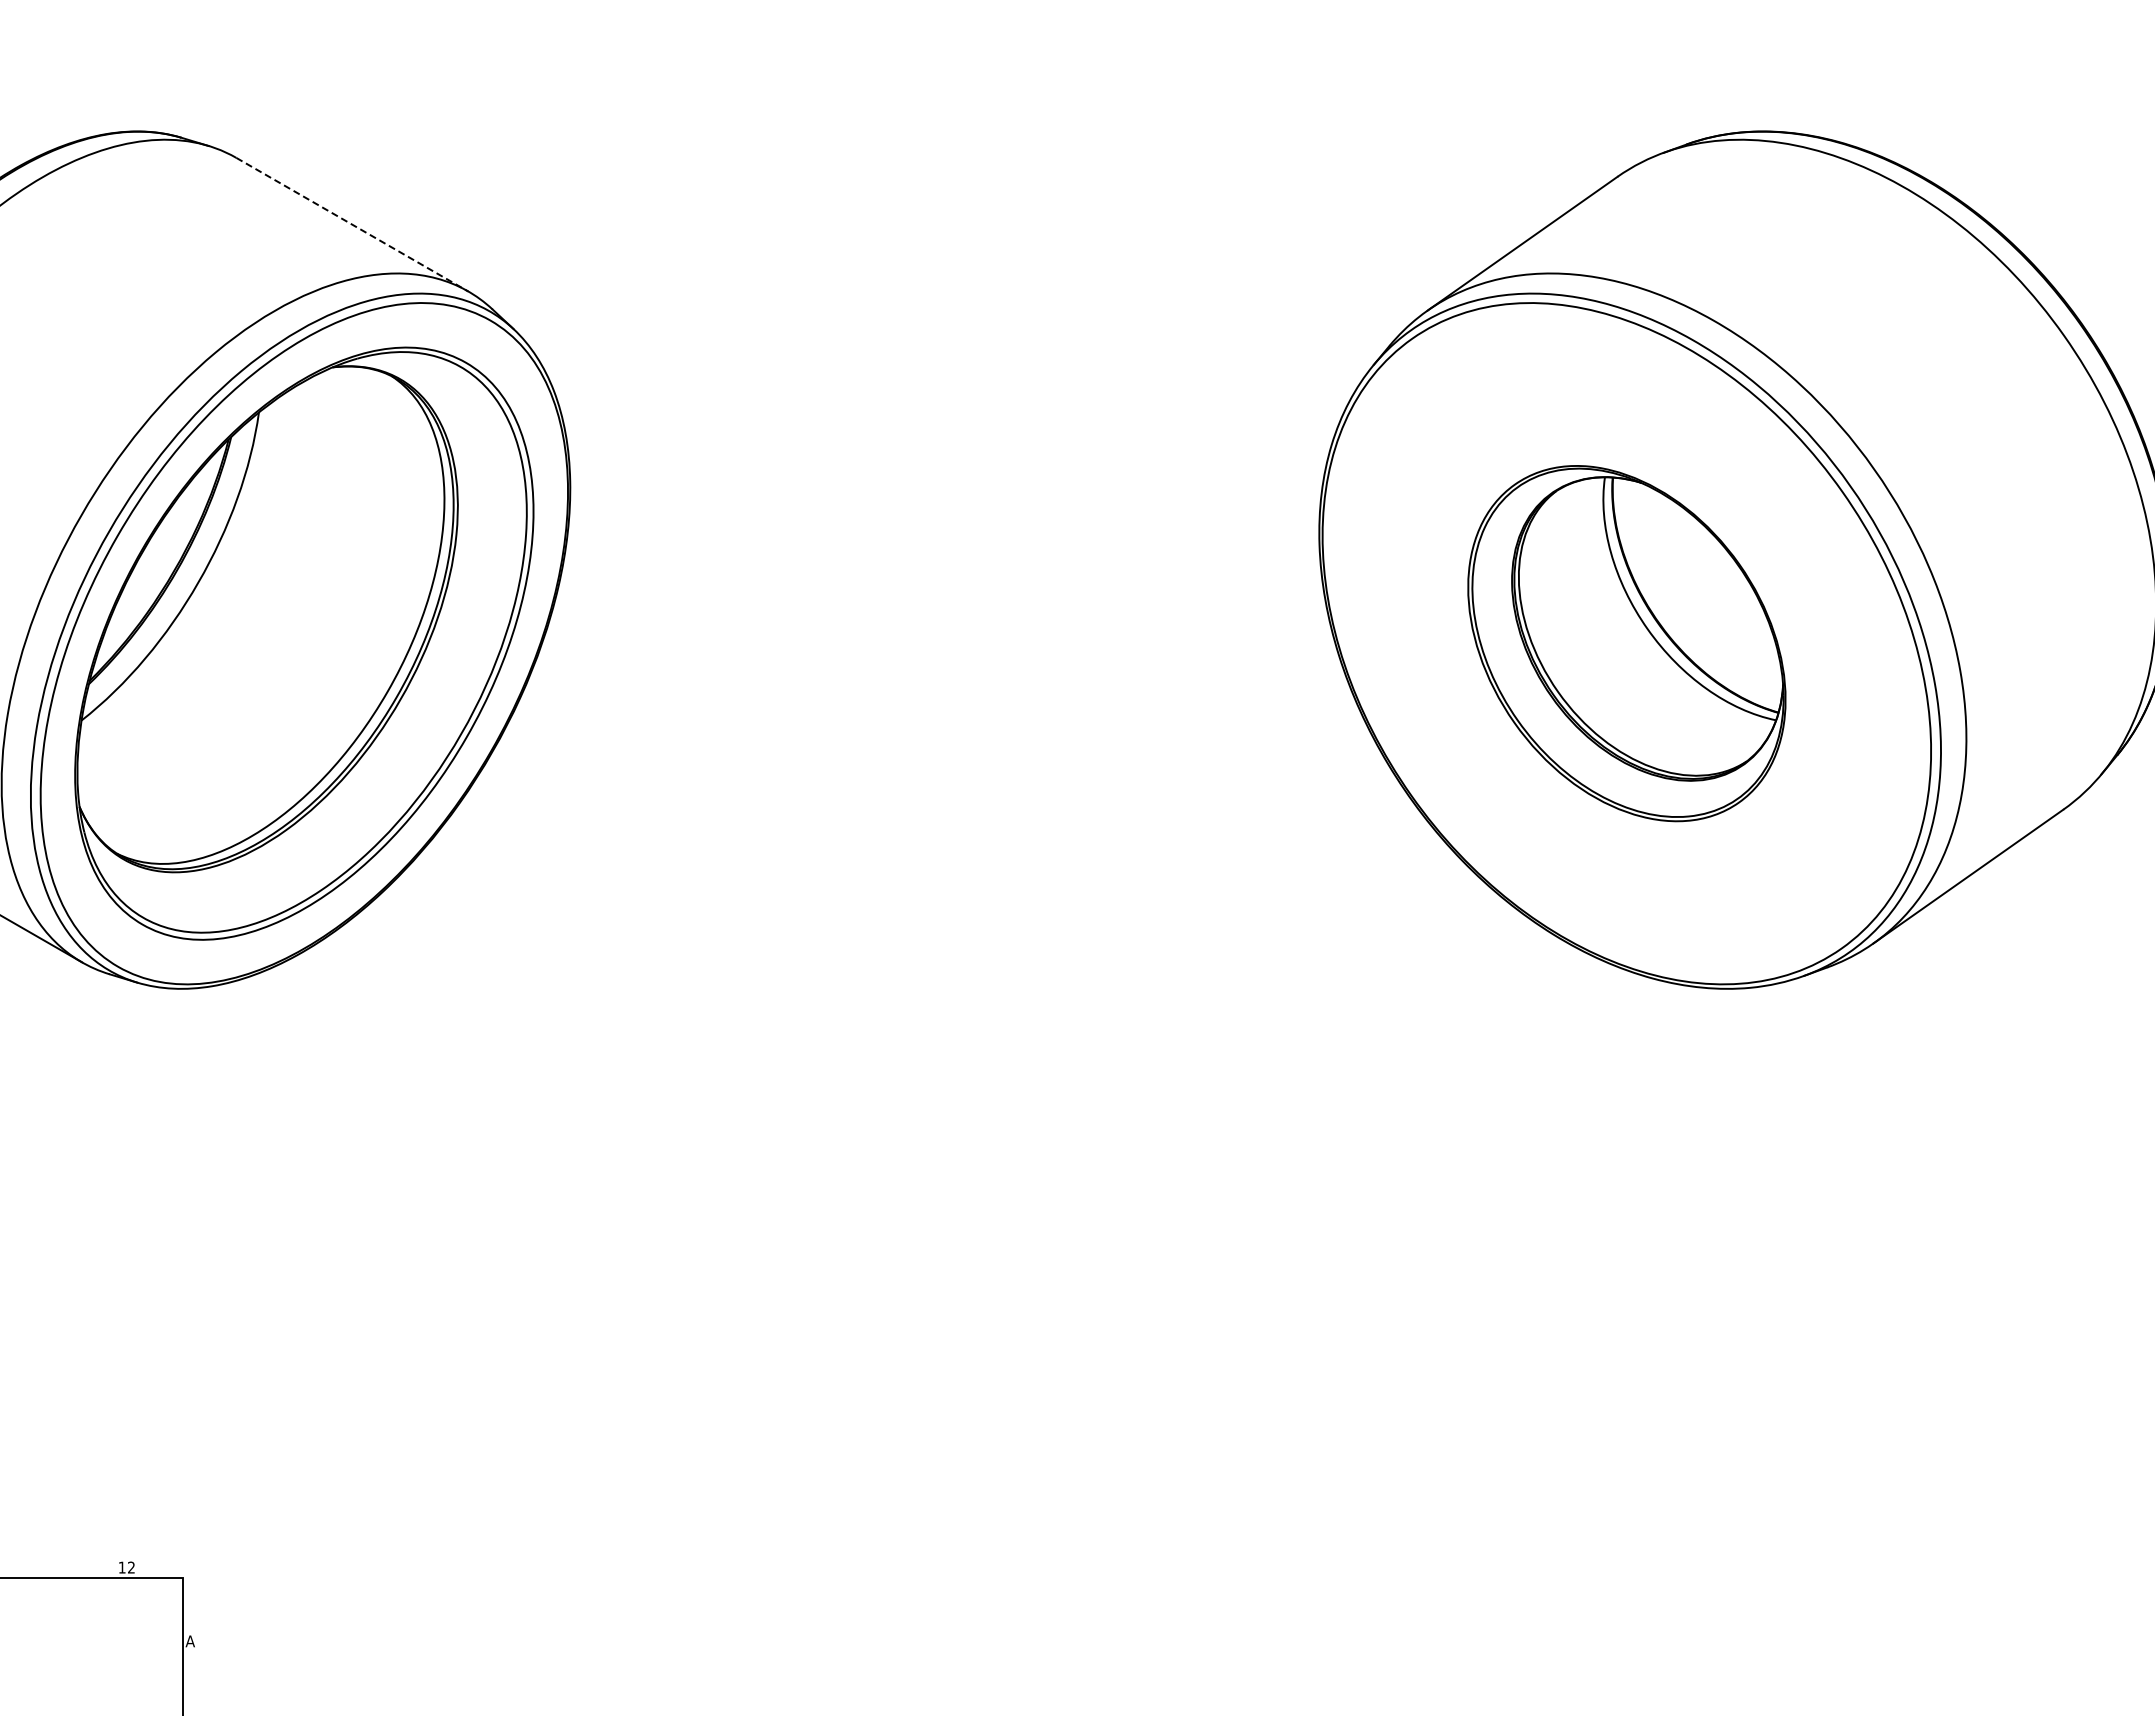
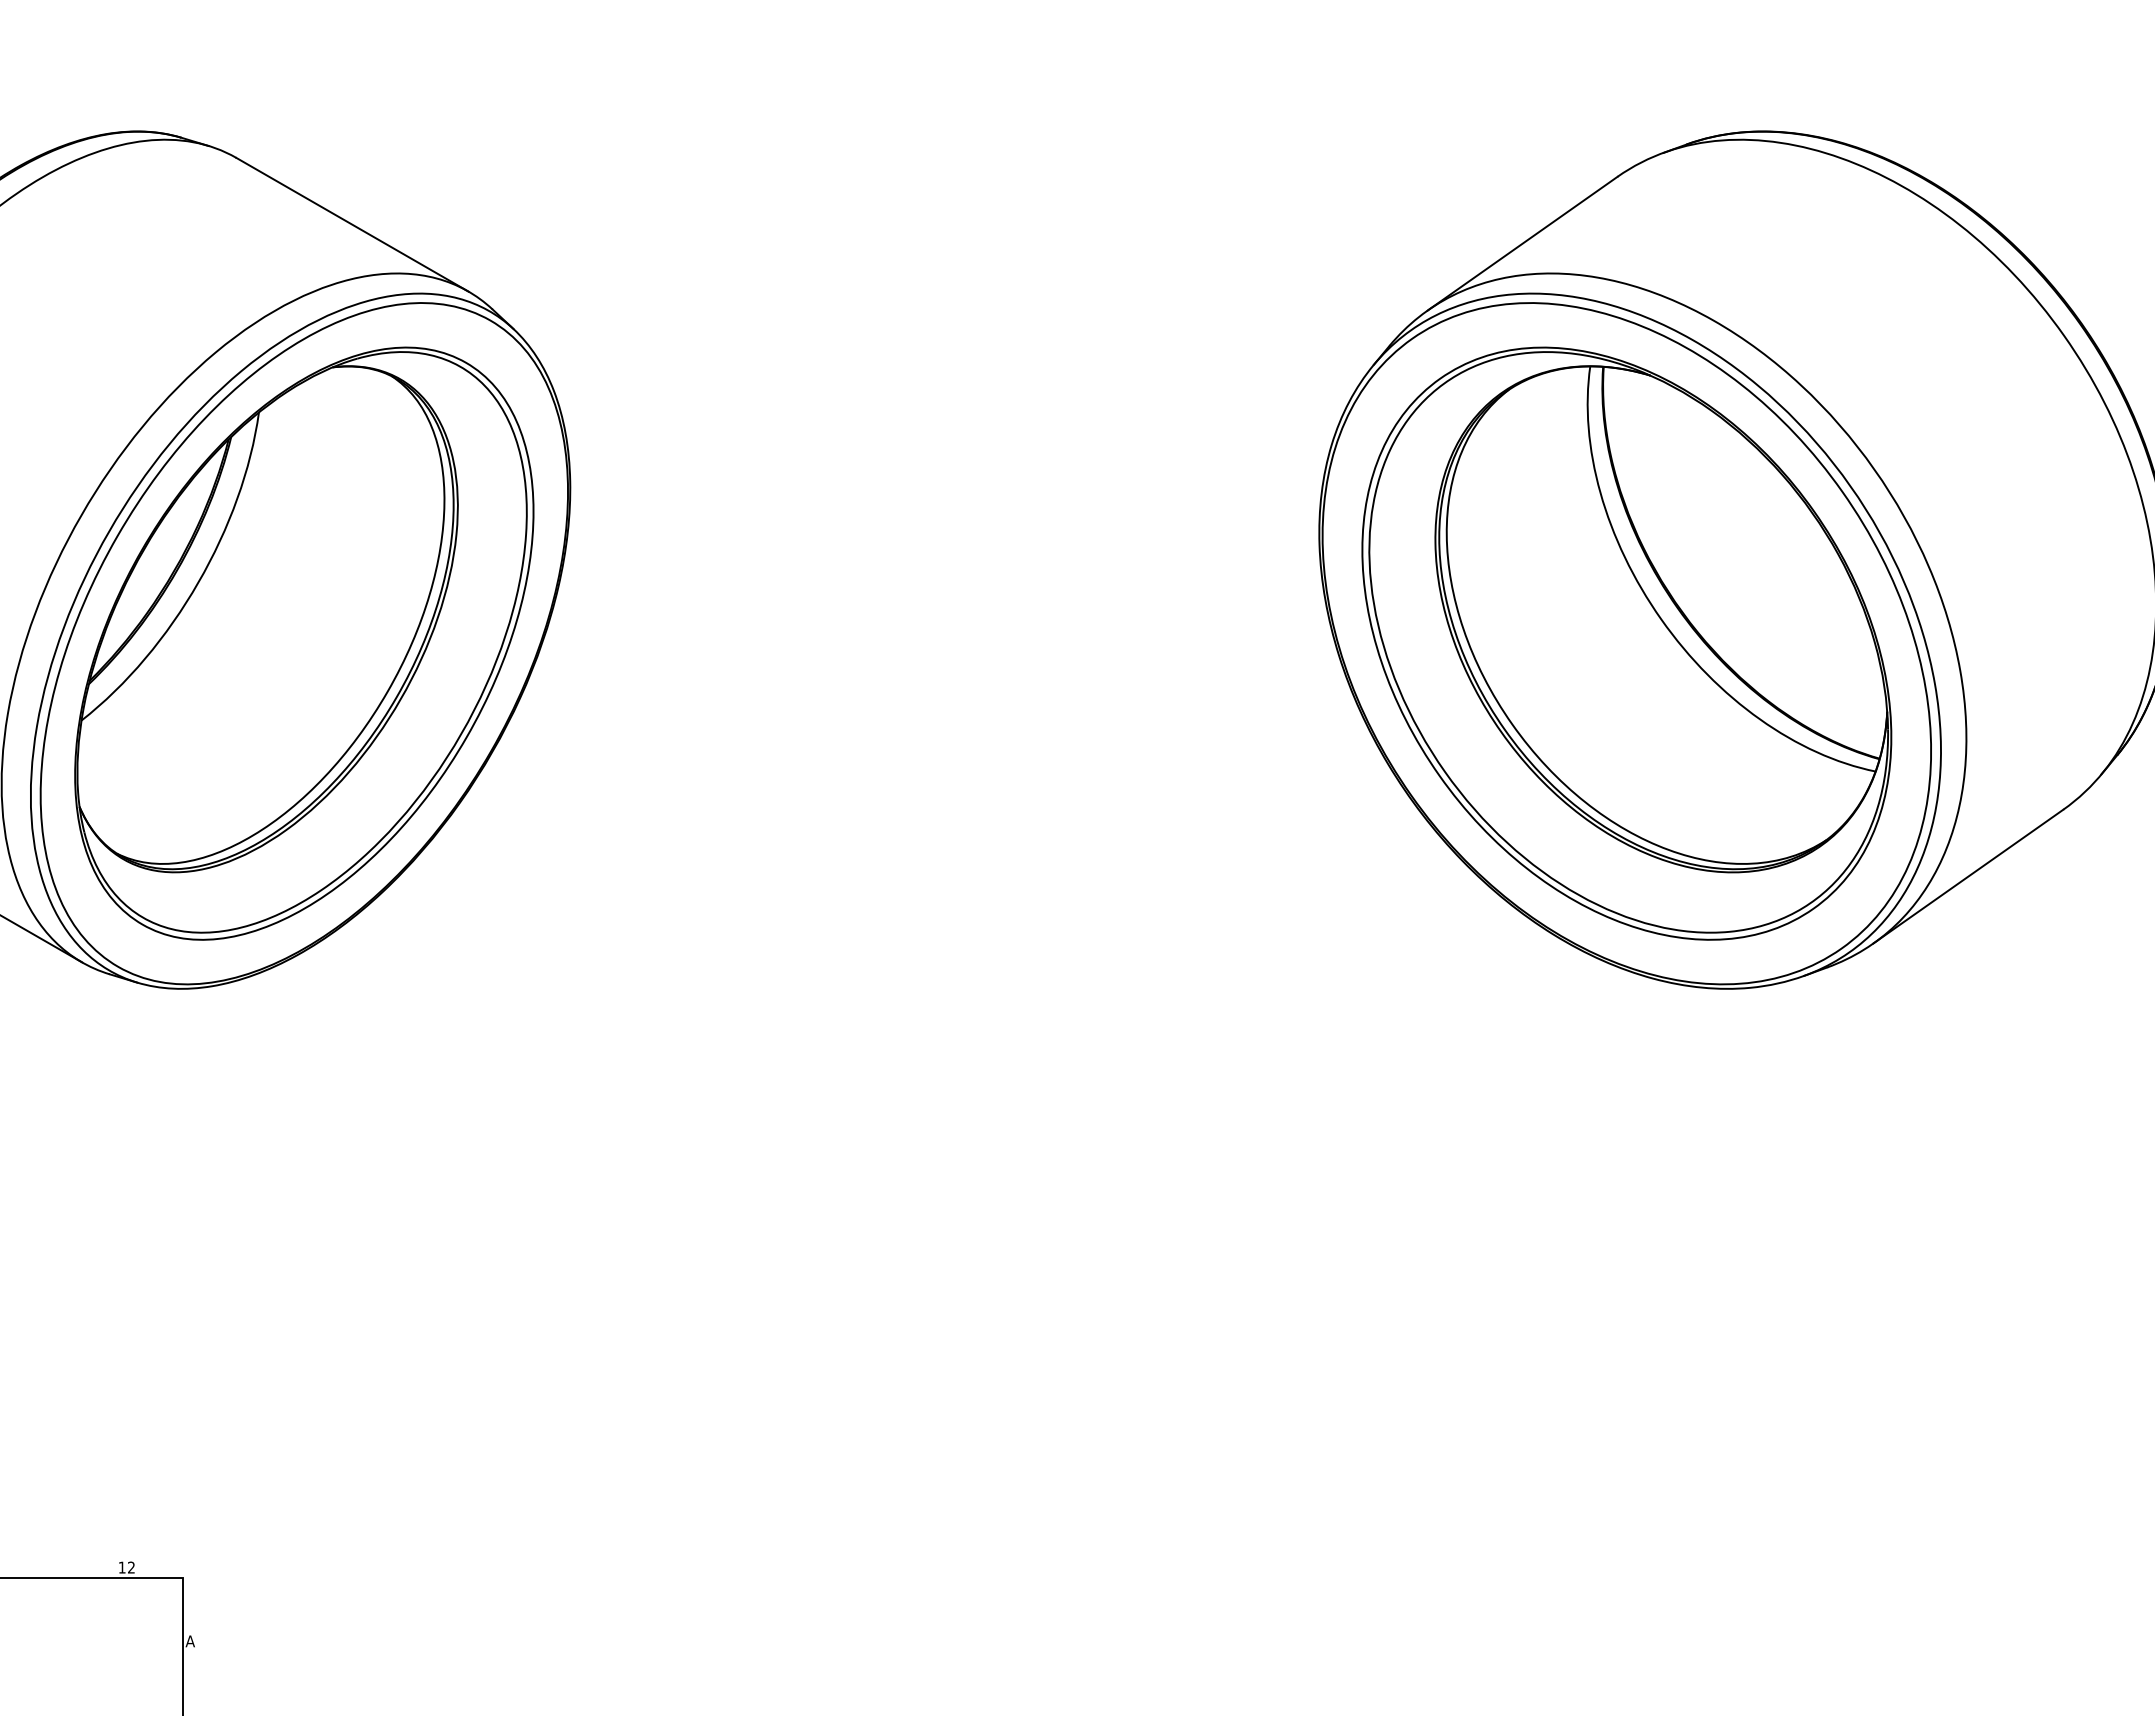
line: dashed -> solid (352, 224)
part size: 320x358 px -> 532x595 px (1626, 643)
